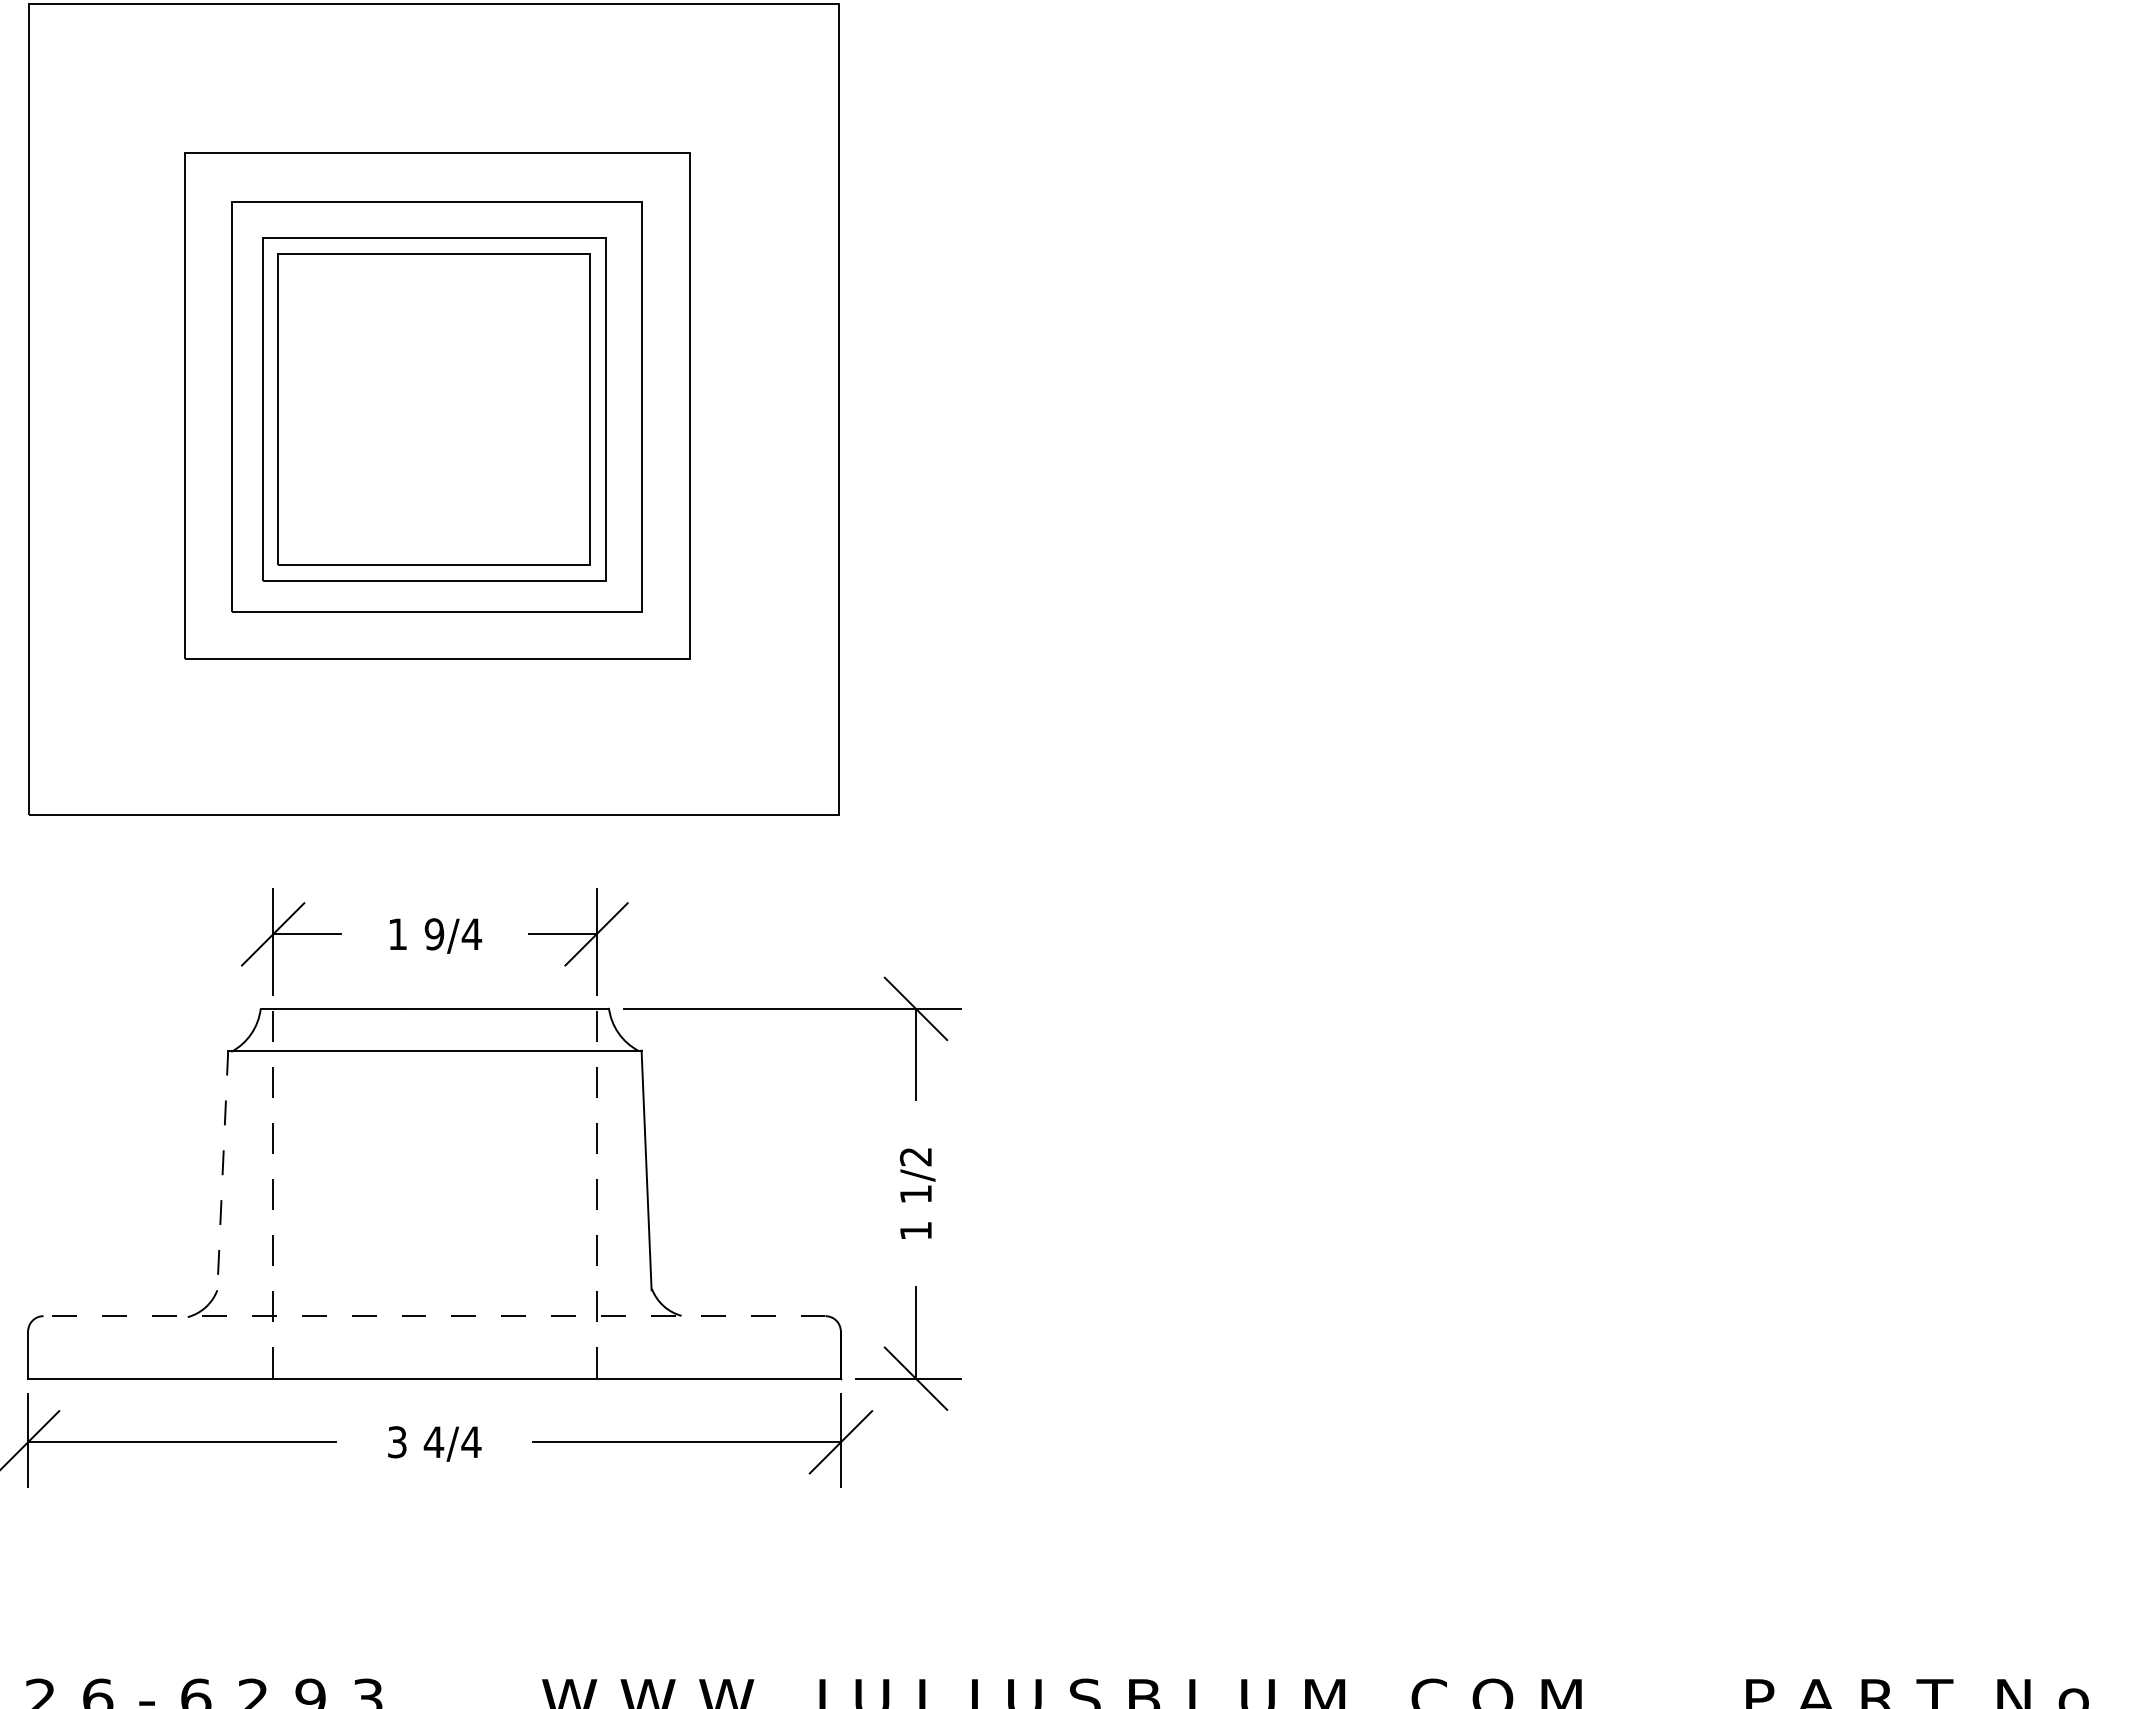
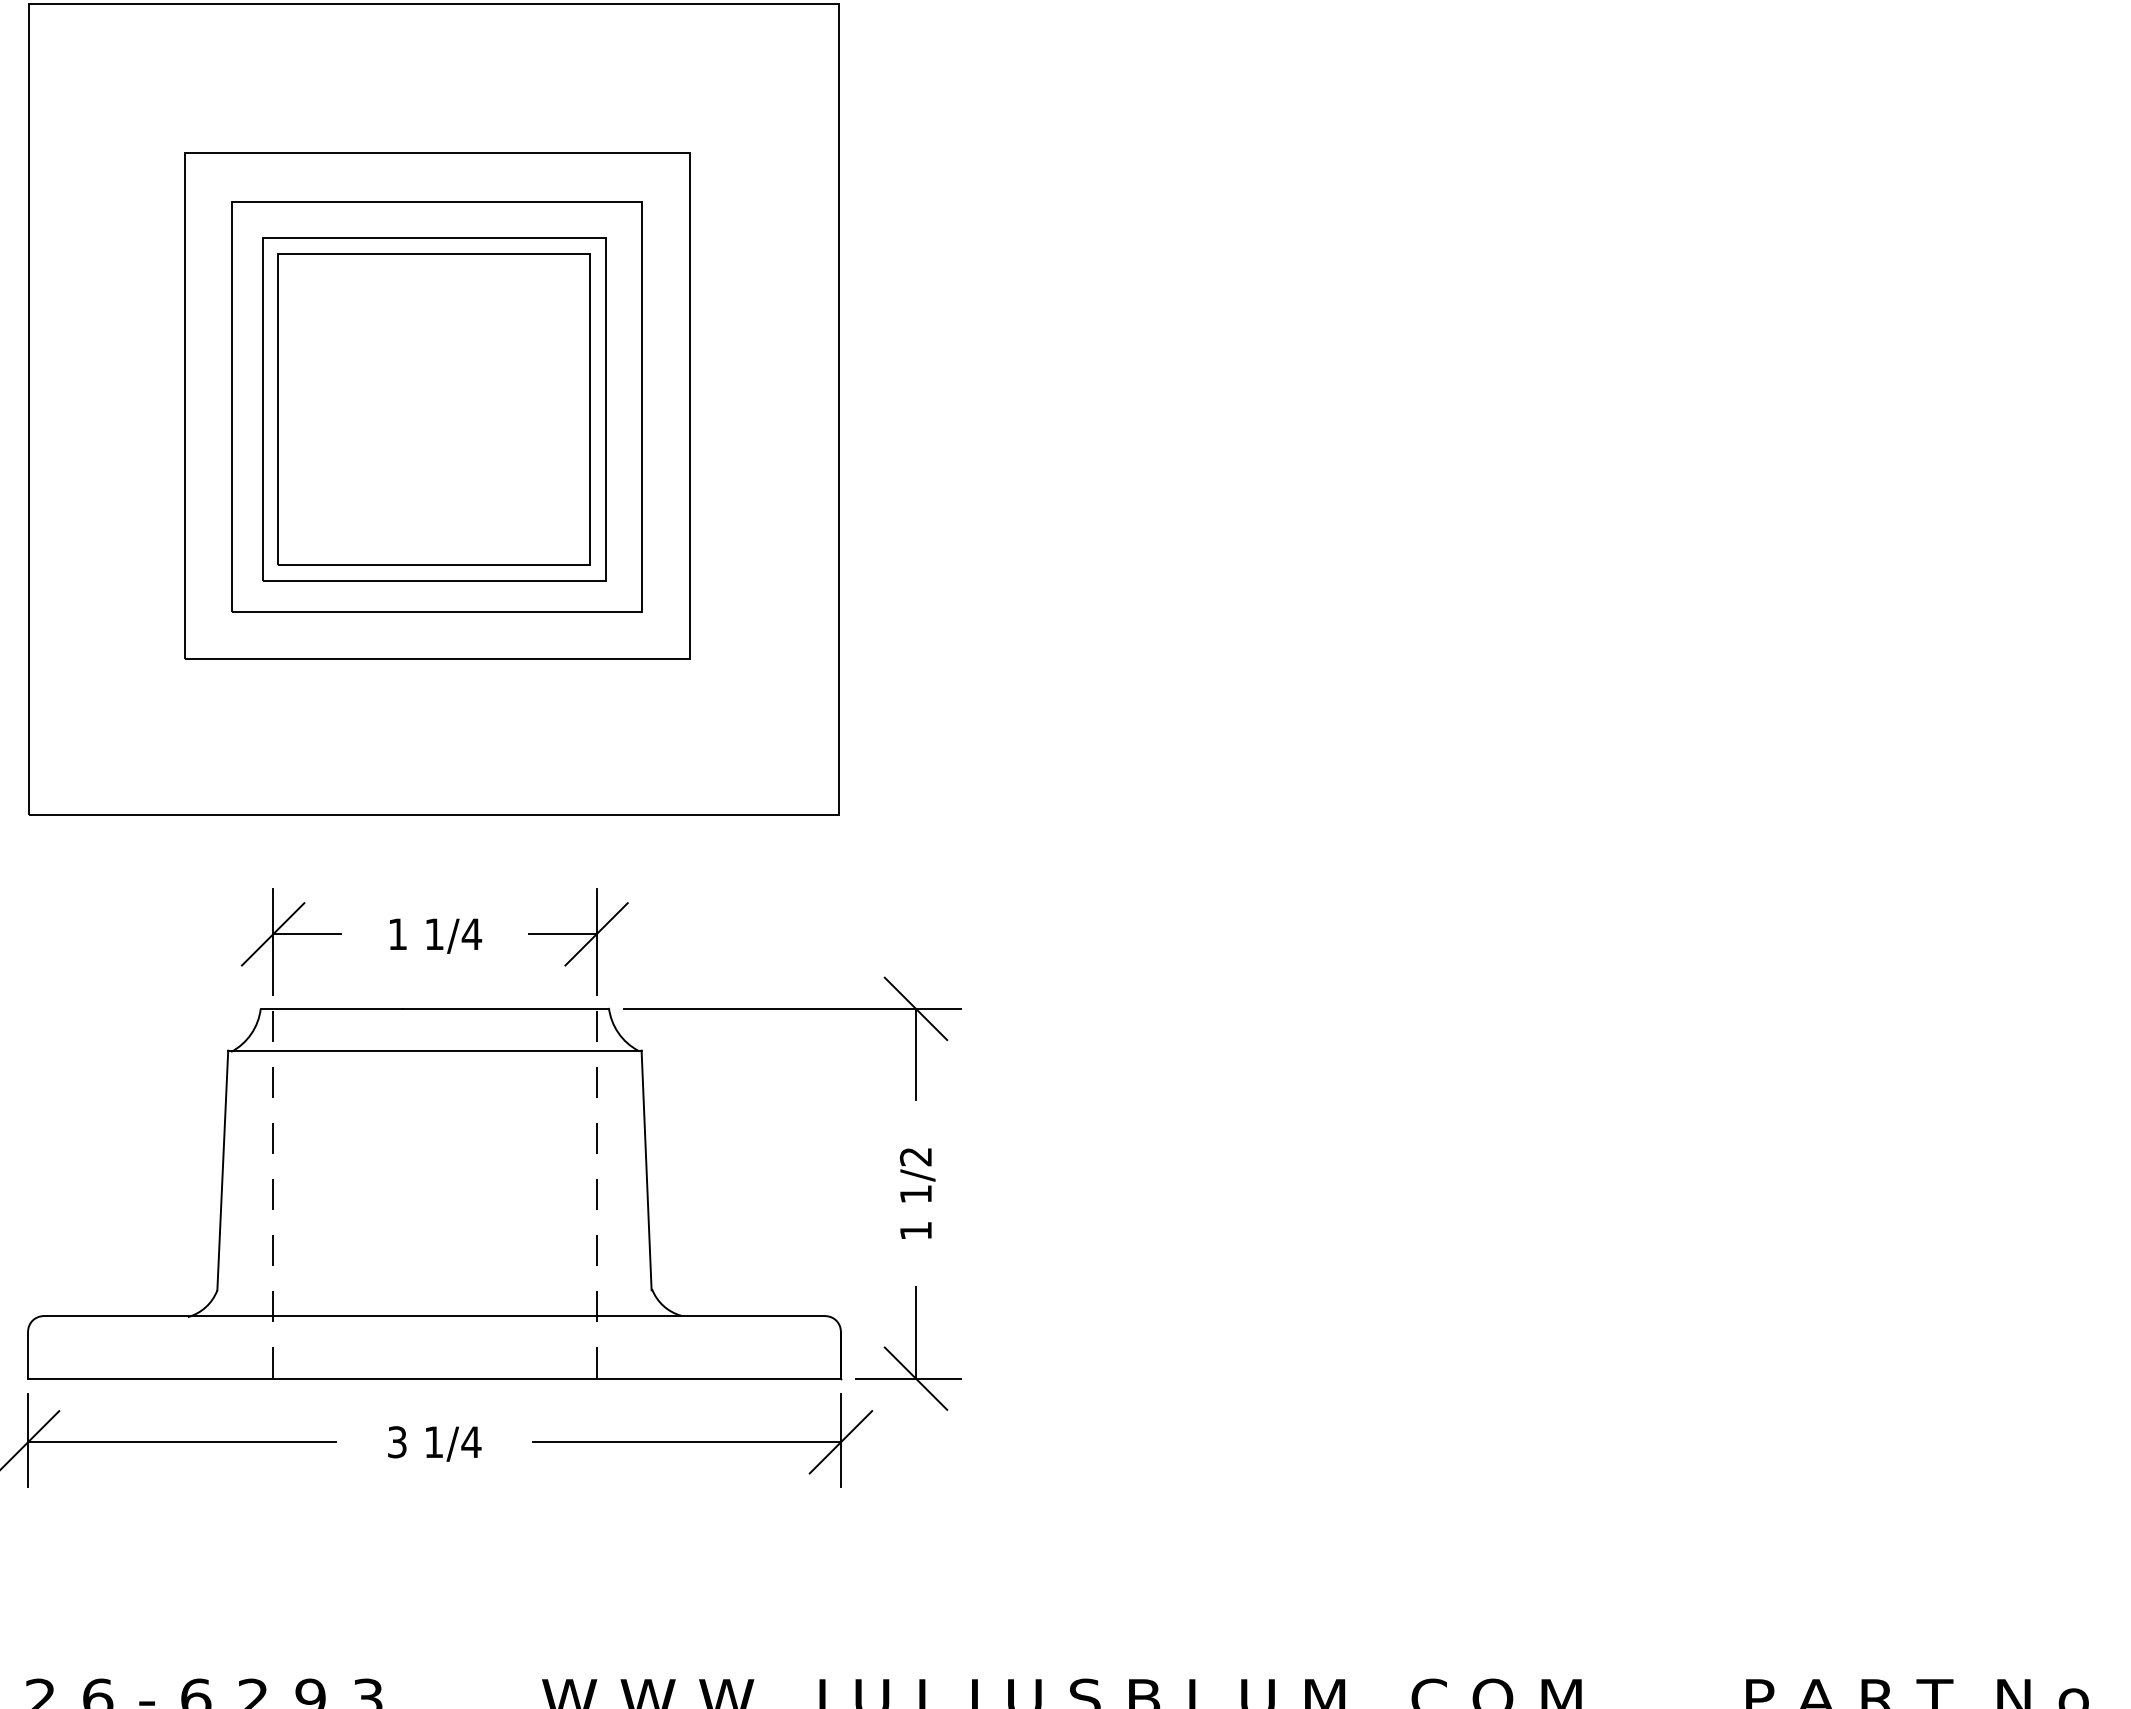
text: 9/4 -> 1/4 (434, 934)
line: dashed -> solid (222, 1170)
line: dashed -> solid (434, 1316)
text: 4/4 -> 1/4 (433, 1441)
